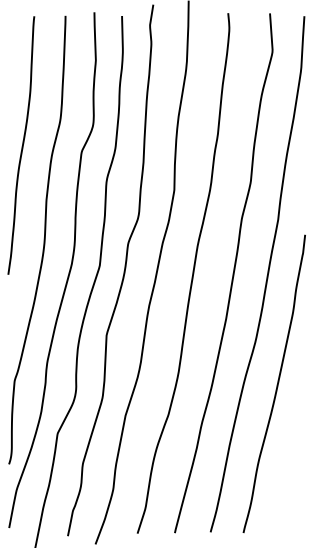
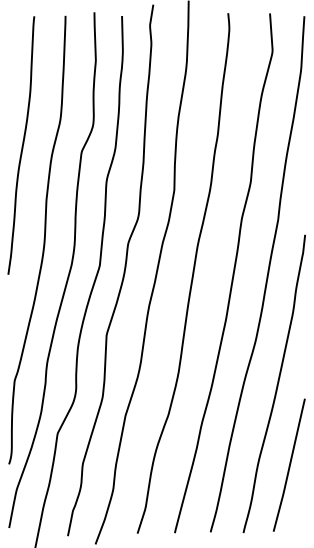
curve: none -> present (289, 464)
